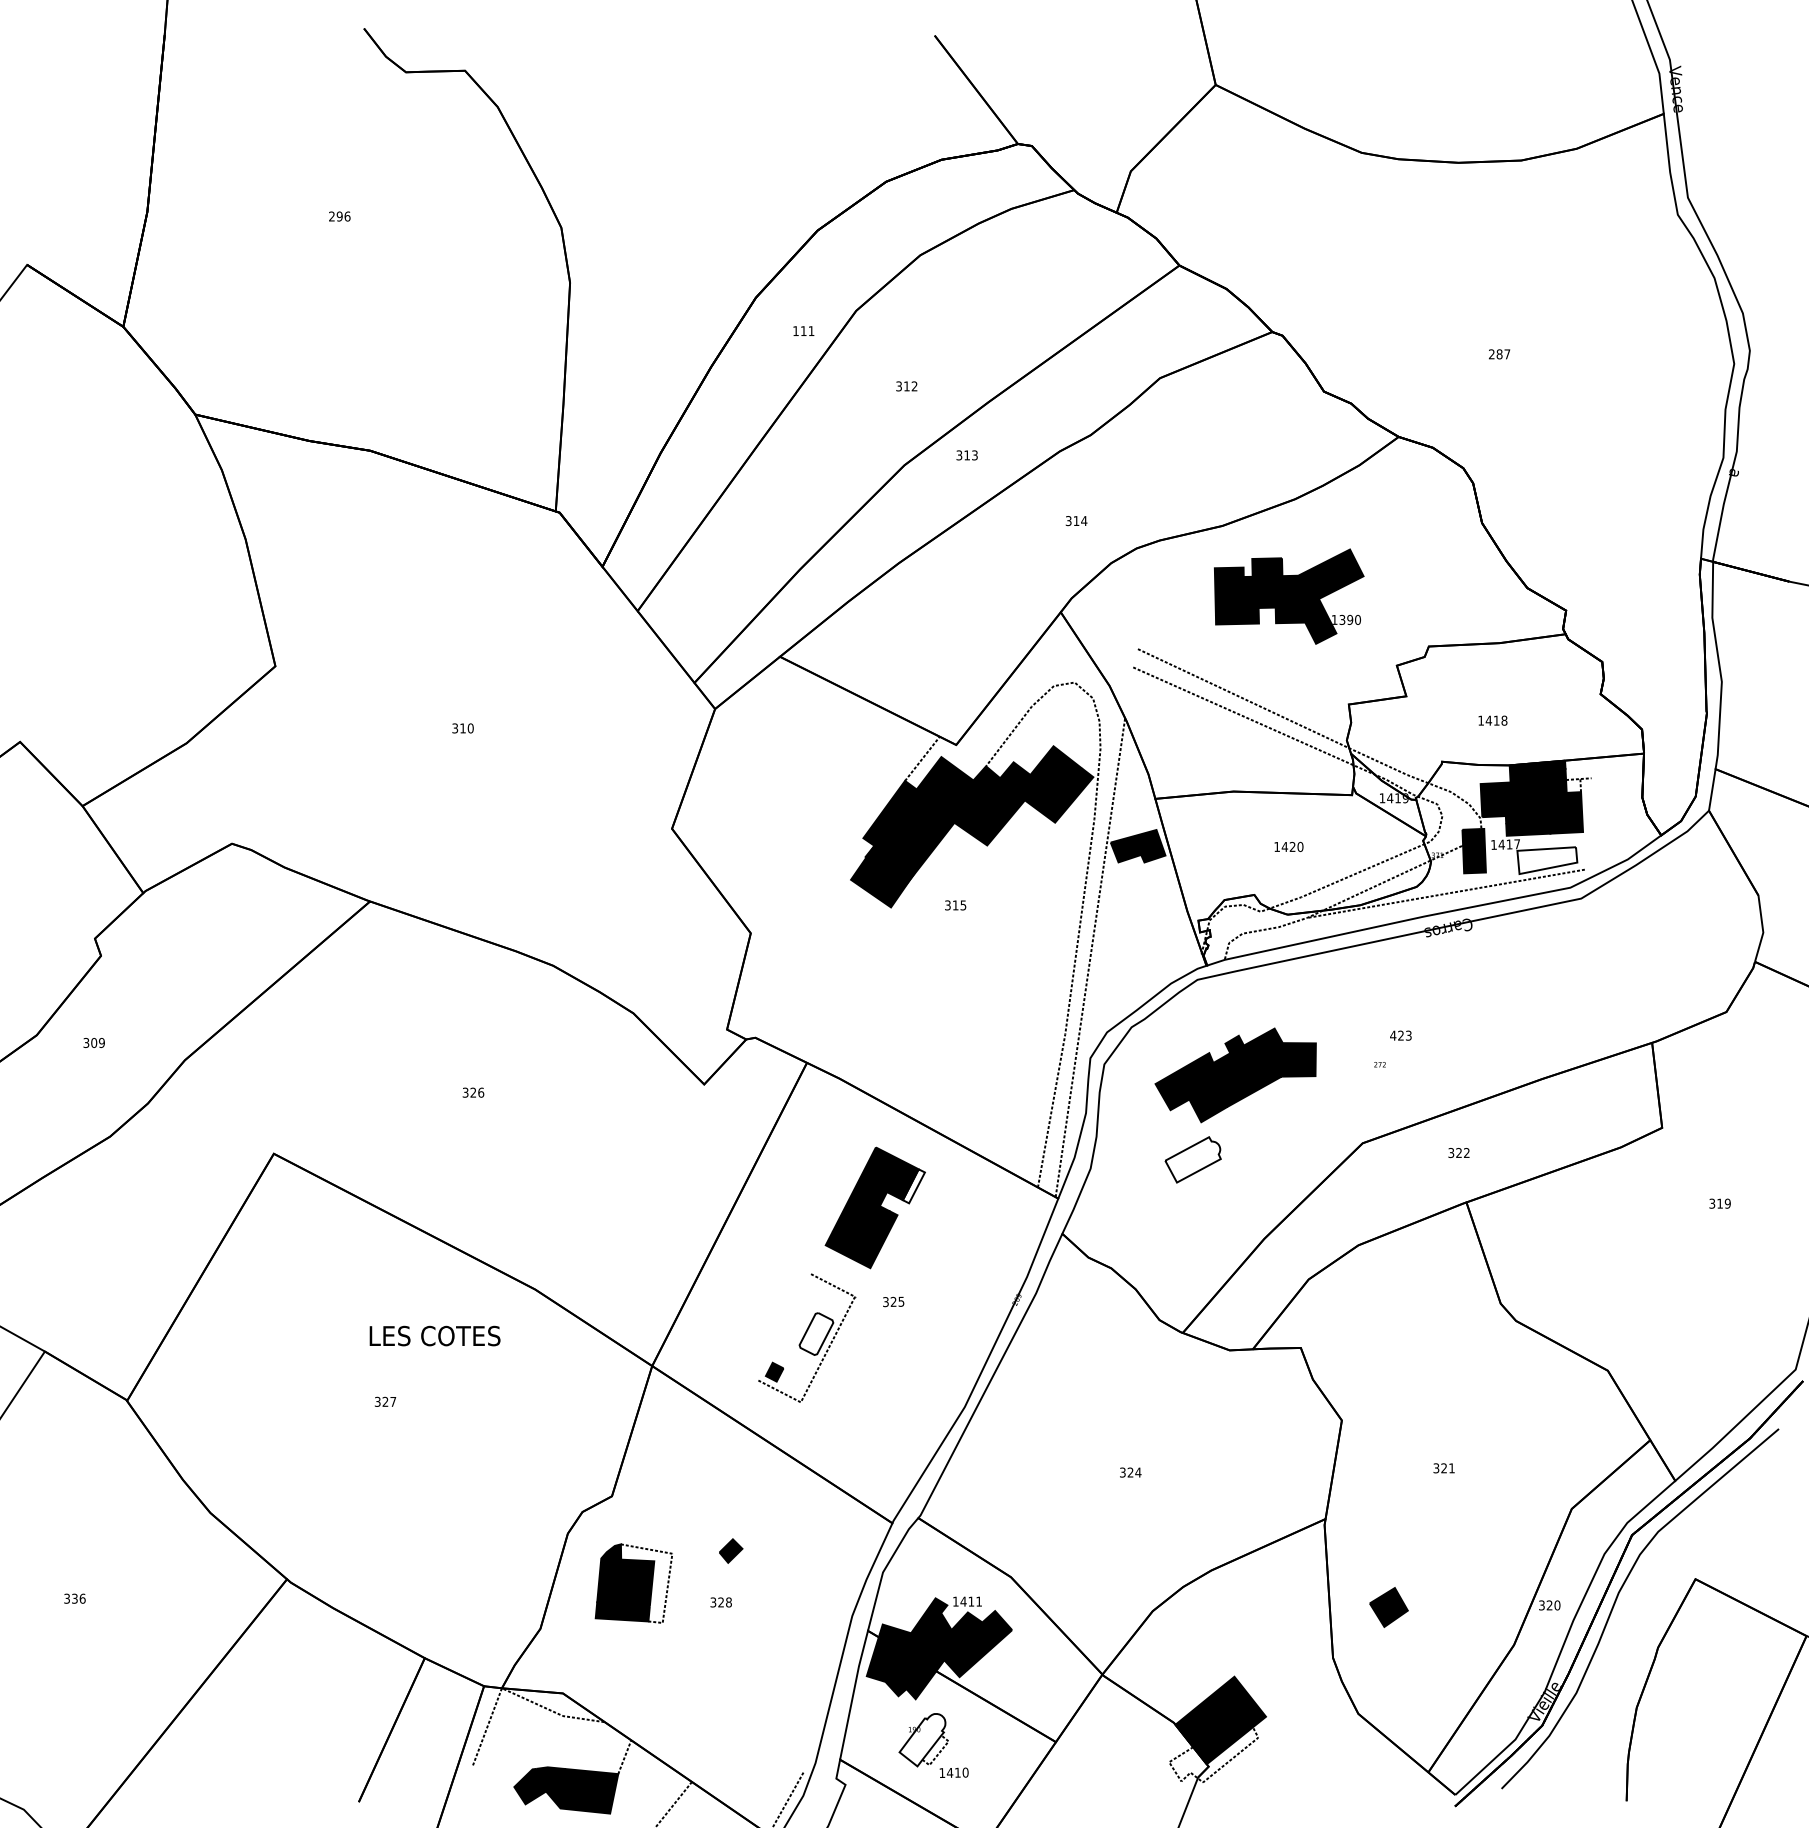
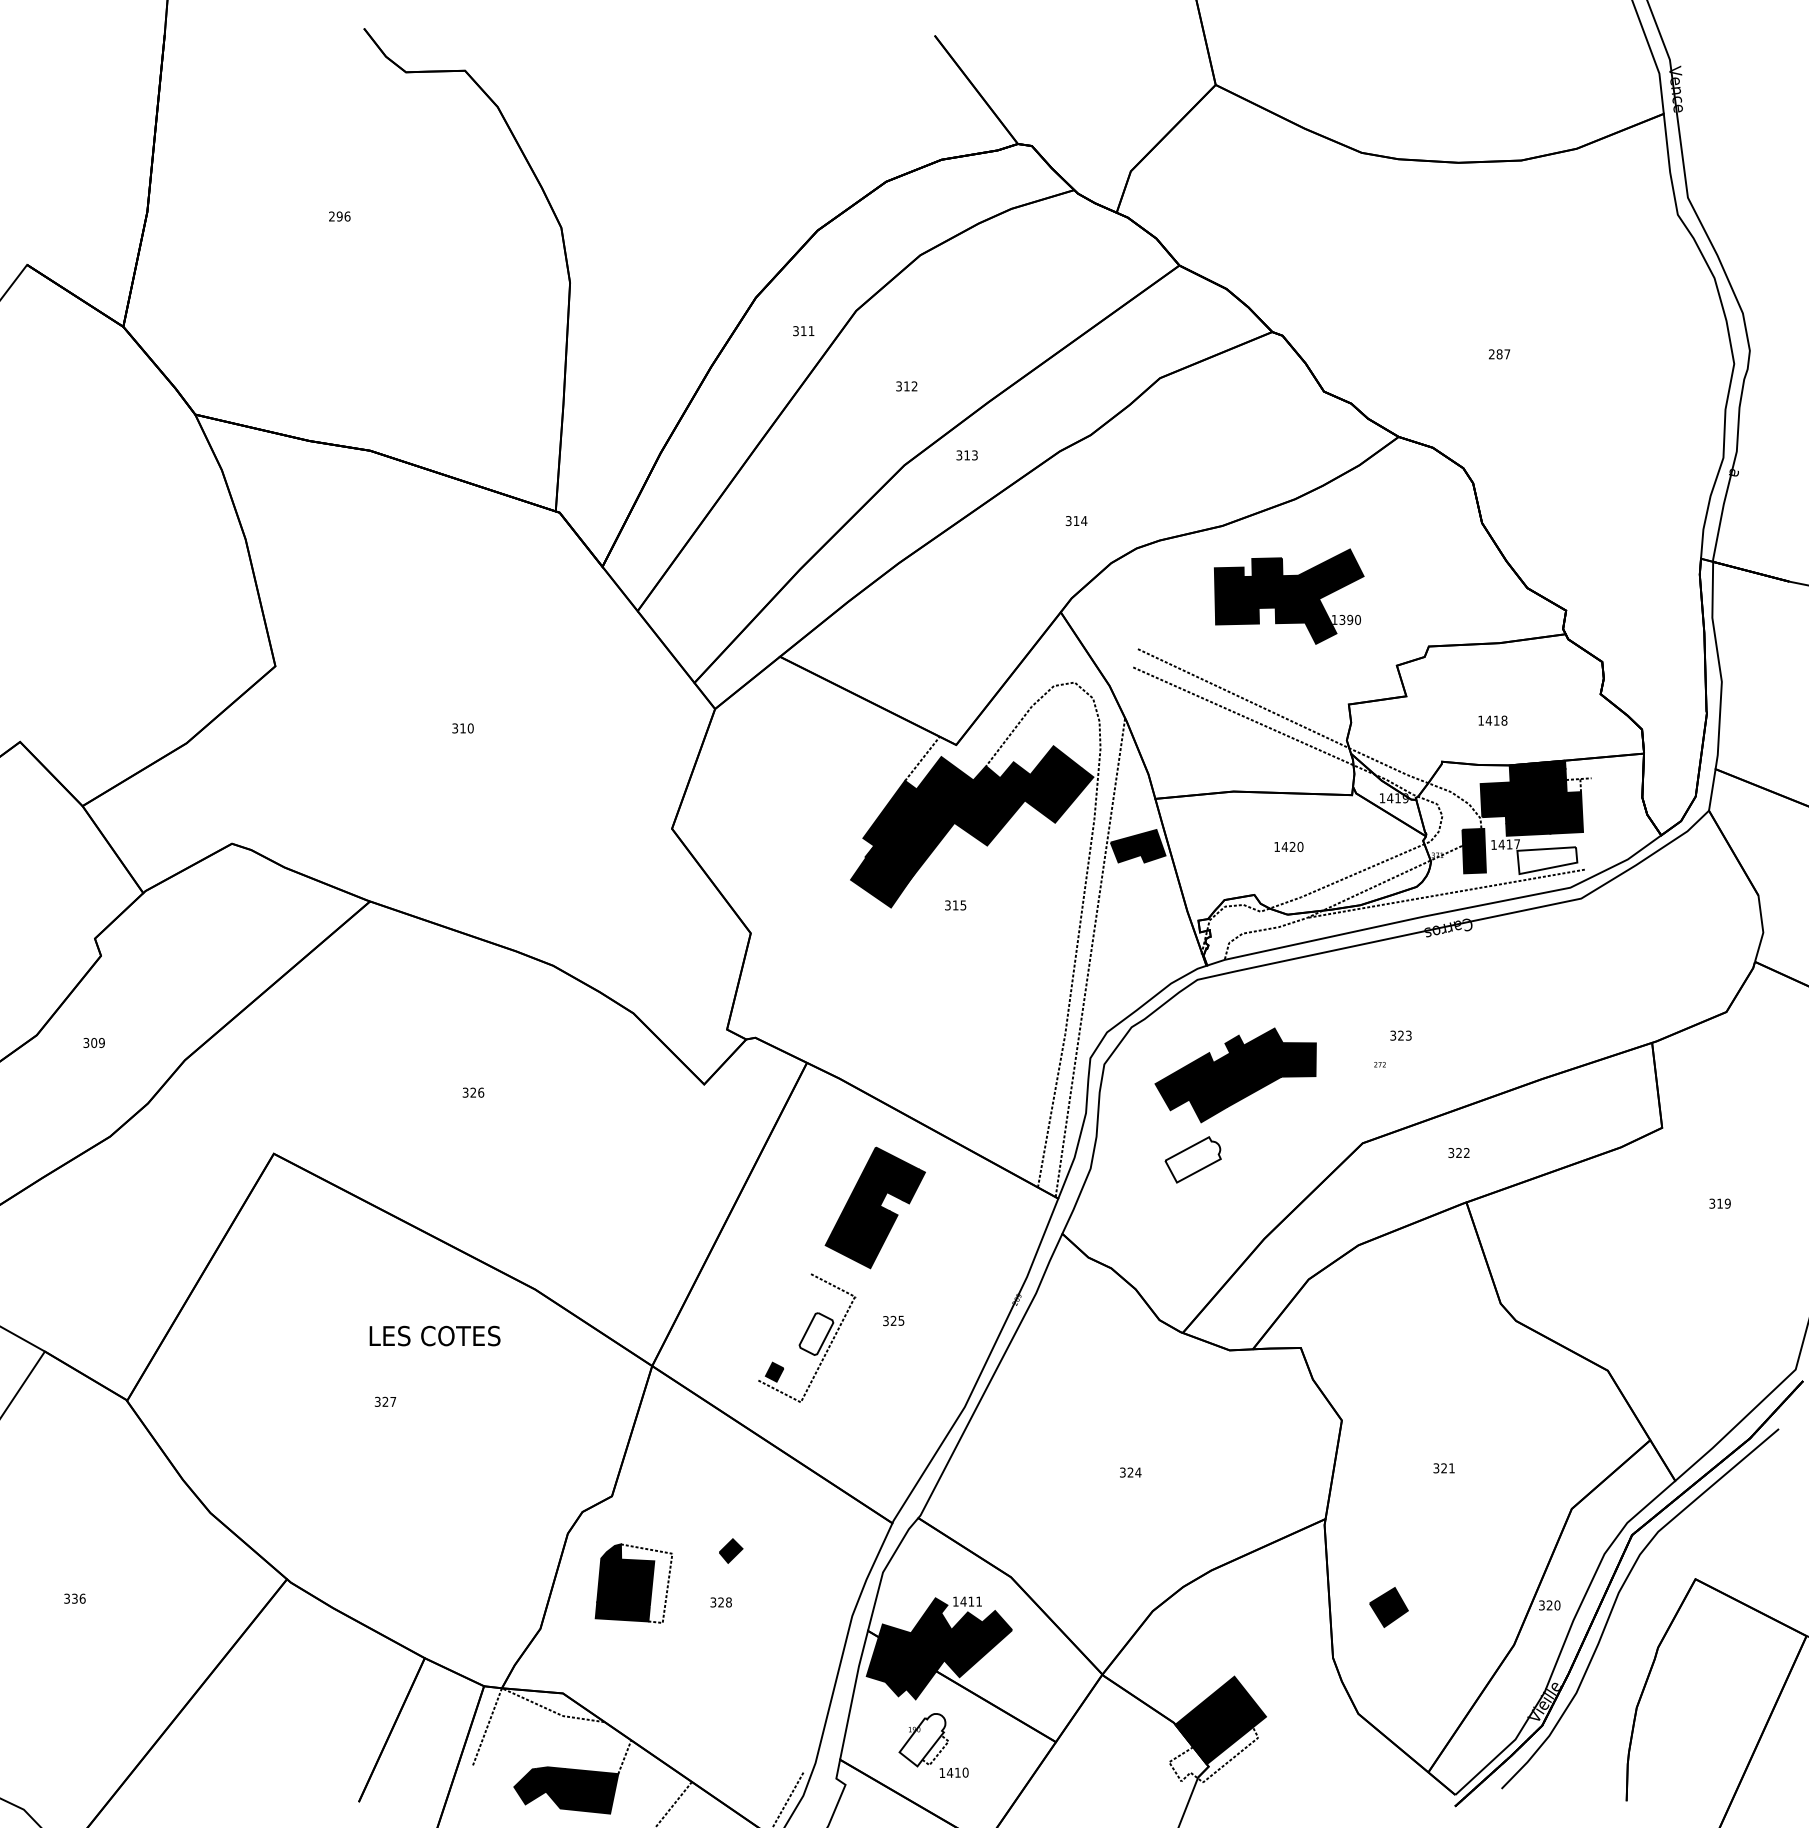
text: 111 -> 311 (795, 331)
text: 423 -> 323 (1393, 1035)
fill: none -> present (913, 1186)
text position: (893, 1301) -> (893, 1320) (893, 1320)
